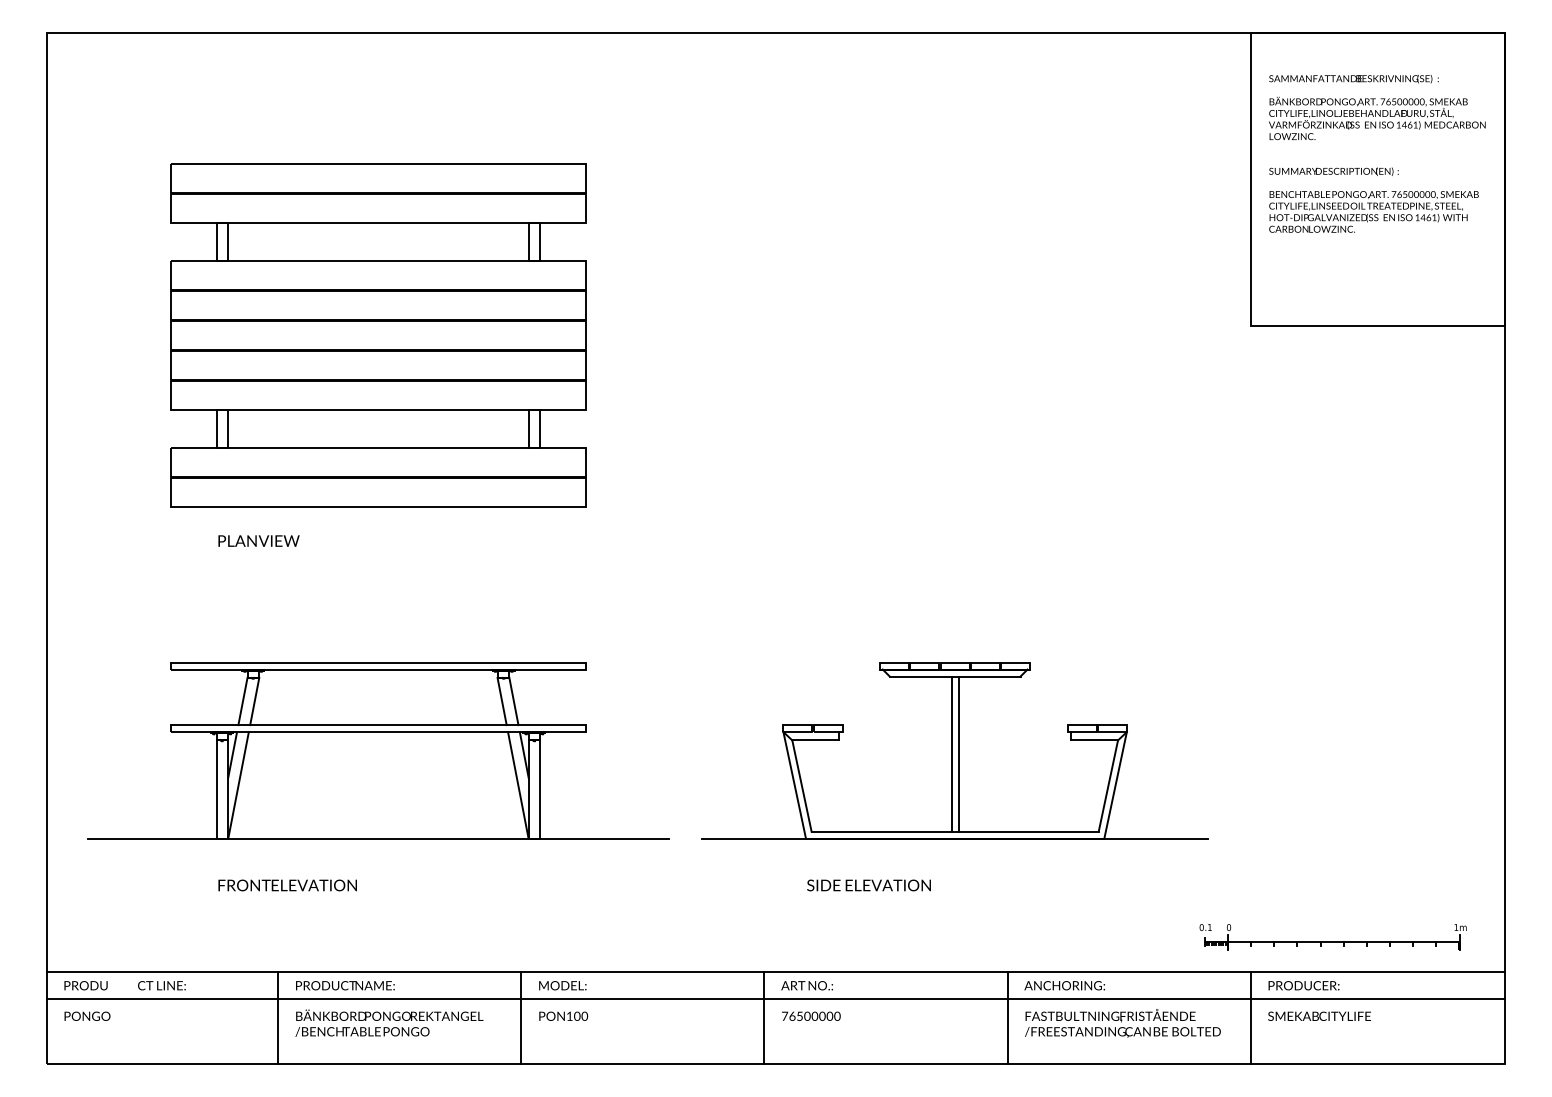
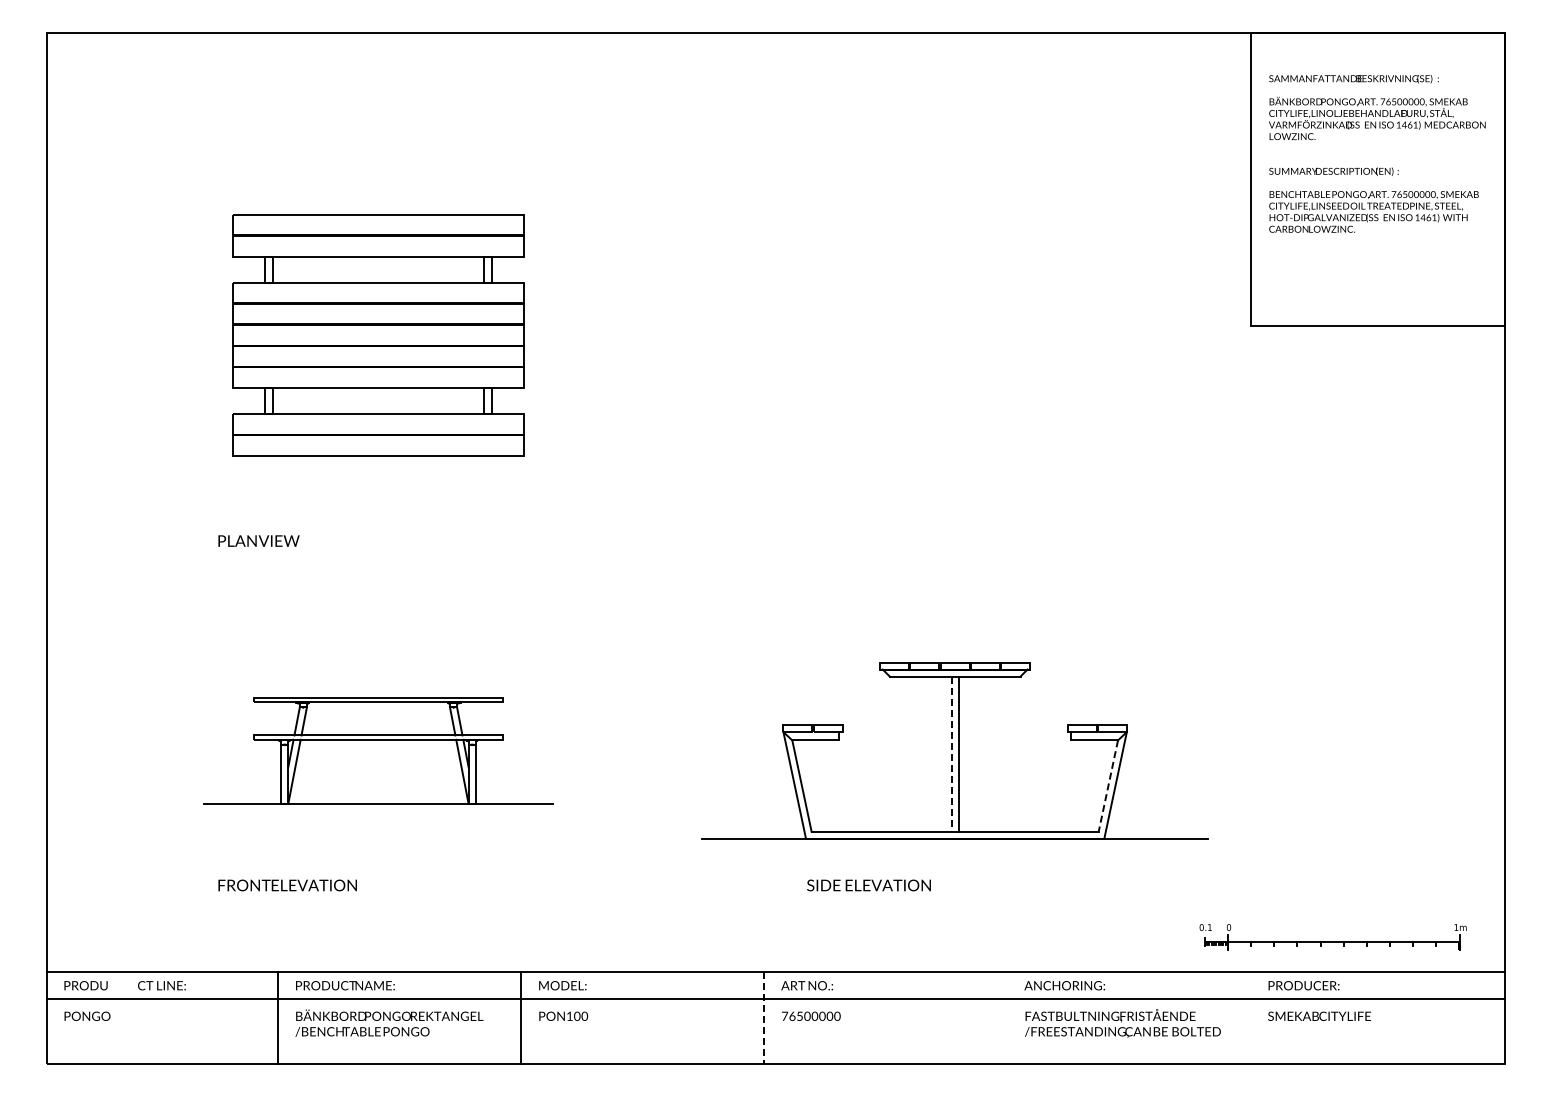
part size: 417x345 px -> 293x243 px (378, 335)
part size: 583x178 px -> 351x108 px (378, 750)
line: solid -> dashed (951, 754)
line: solid -> dashed (1108, 786)
line: present -> none (1007, 1017)
line: present -> none (1250, 1017)
line: solid -> dashed (764, 1018)
